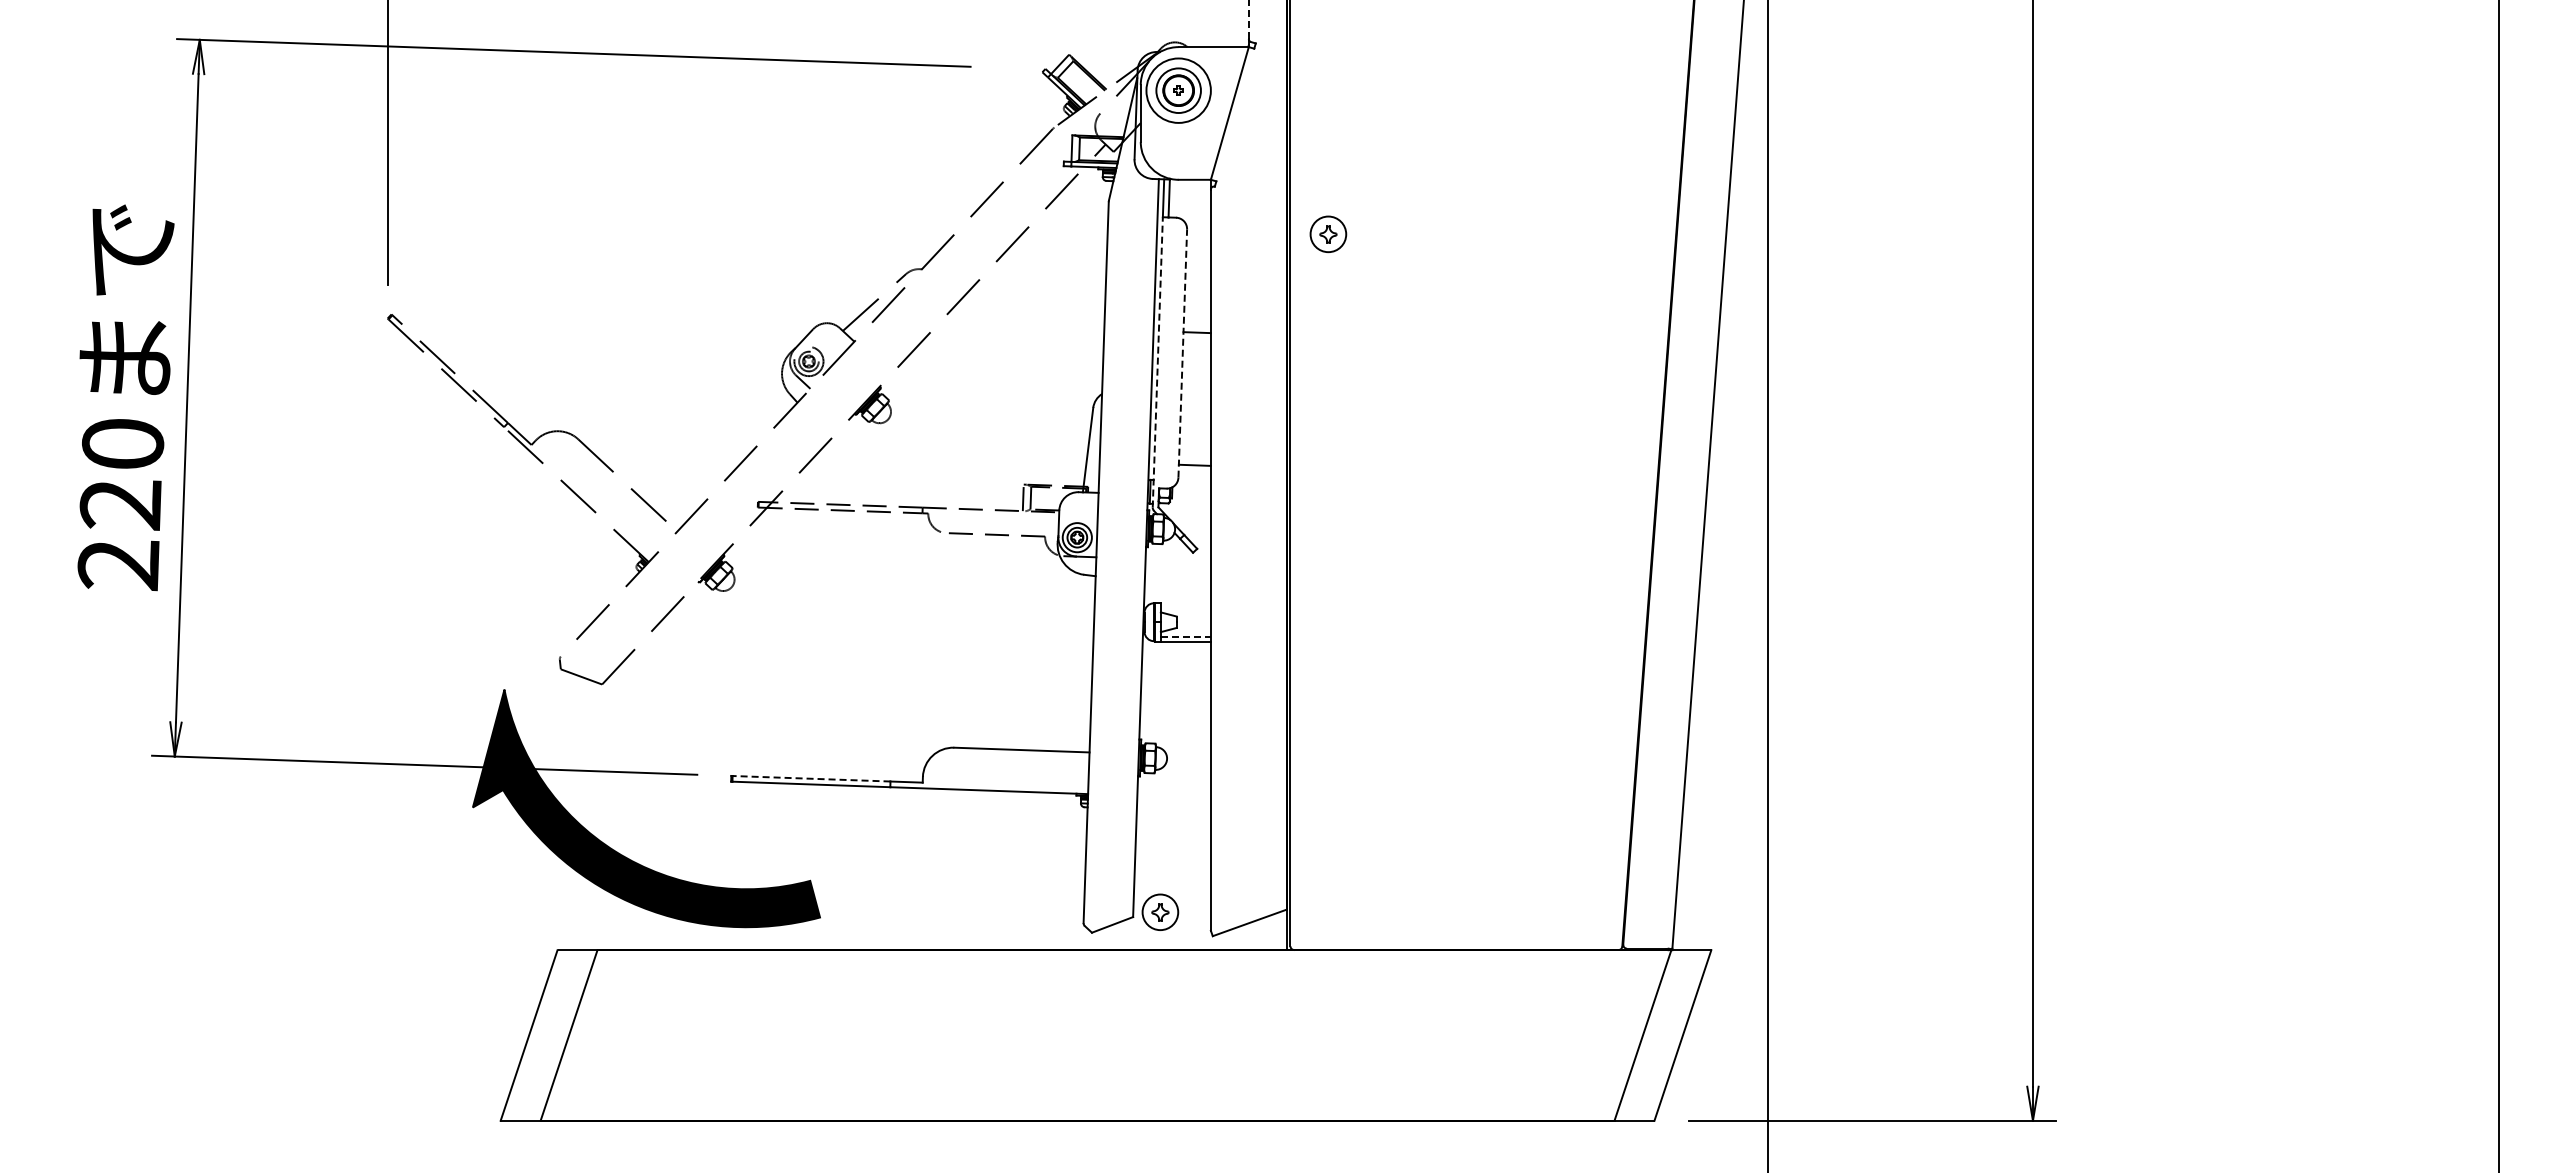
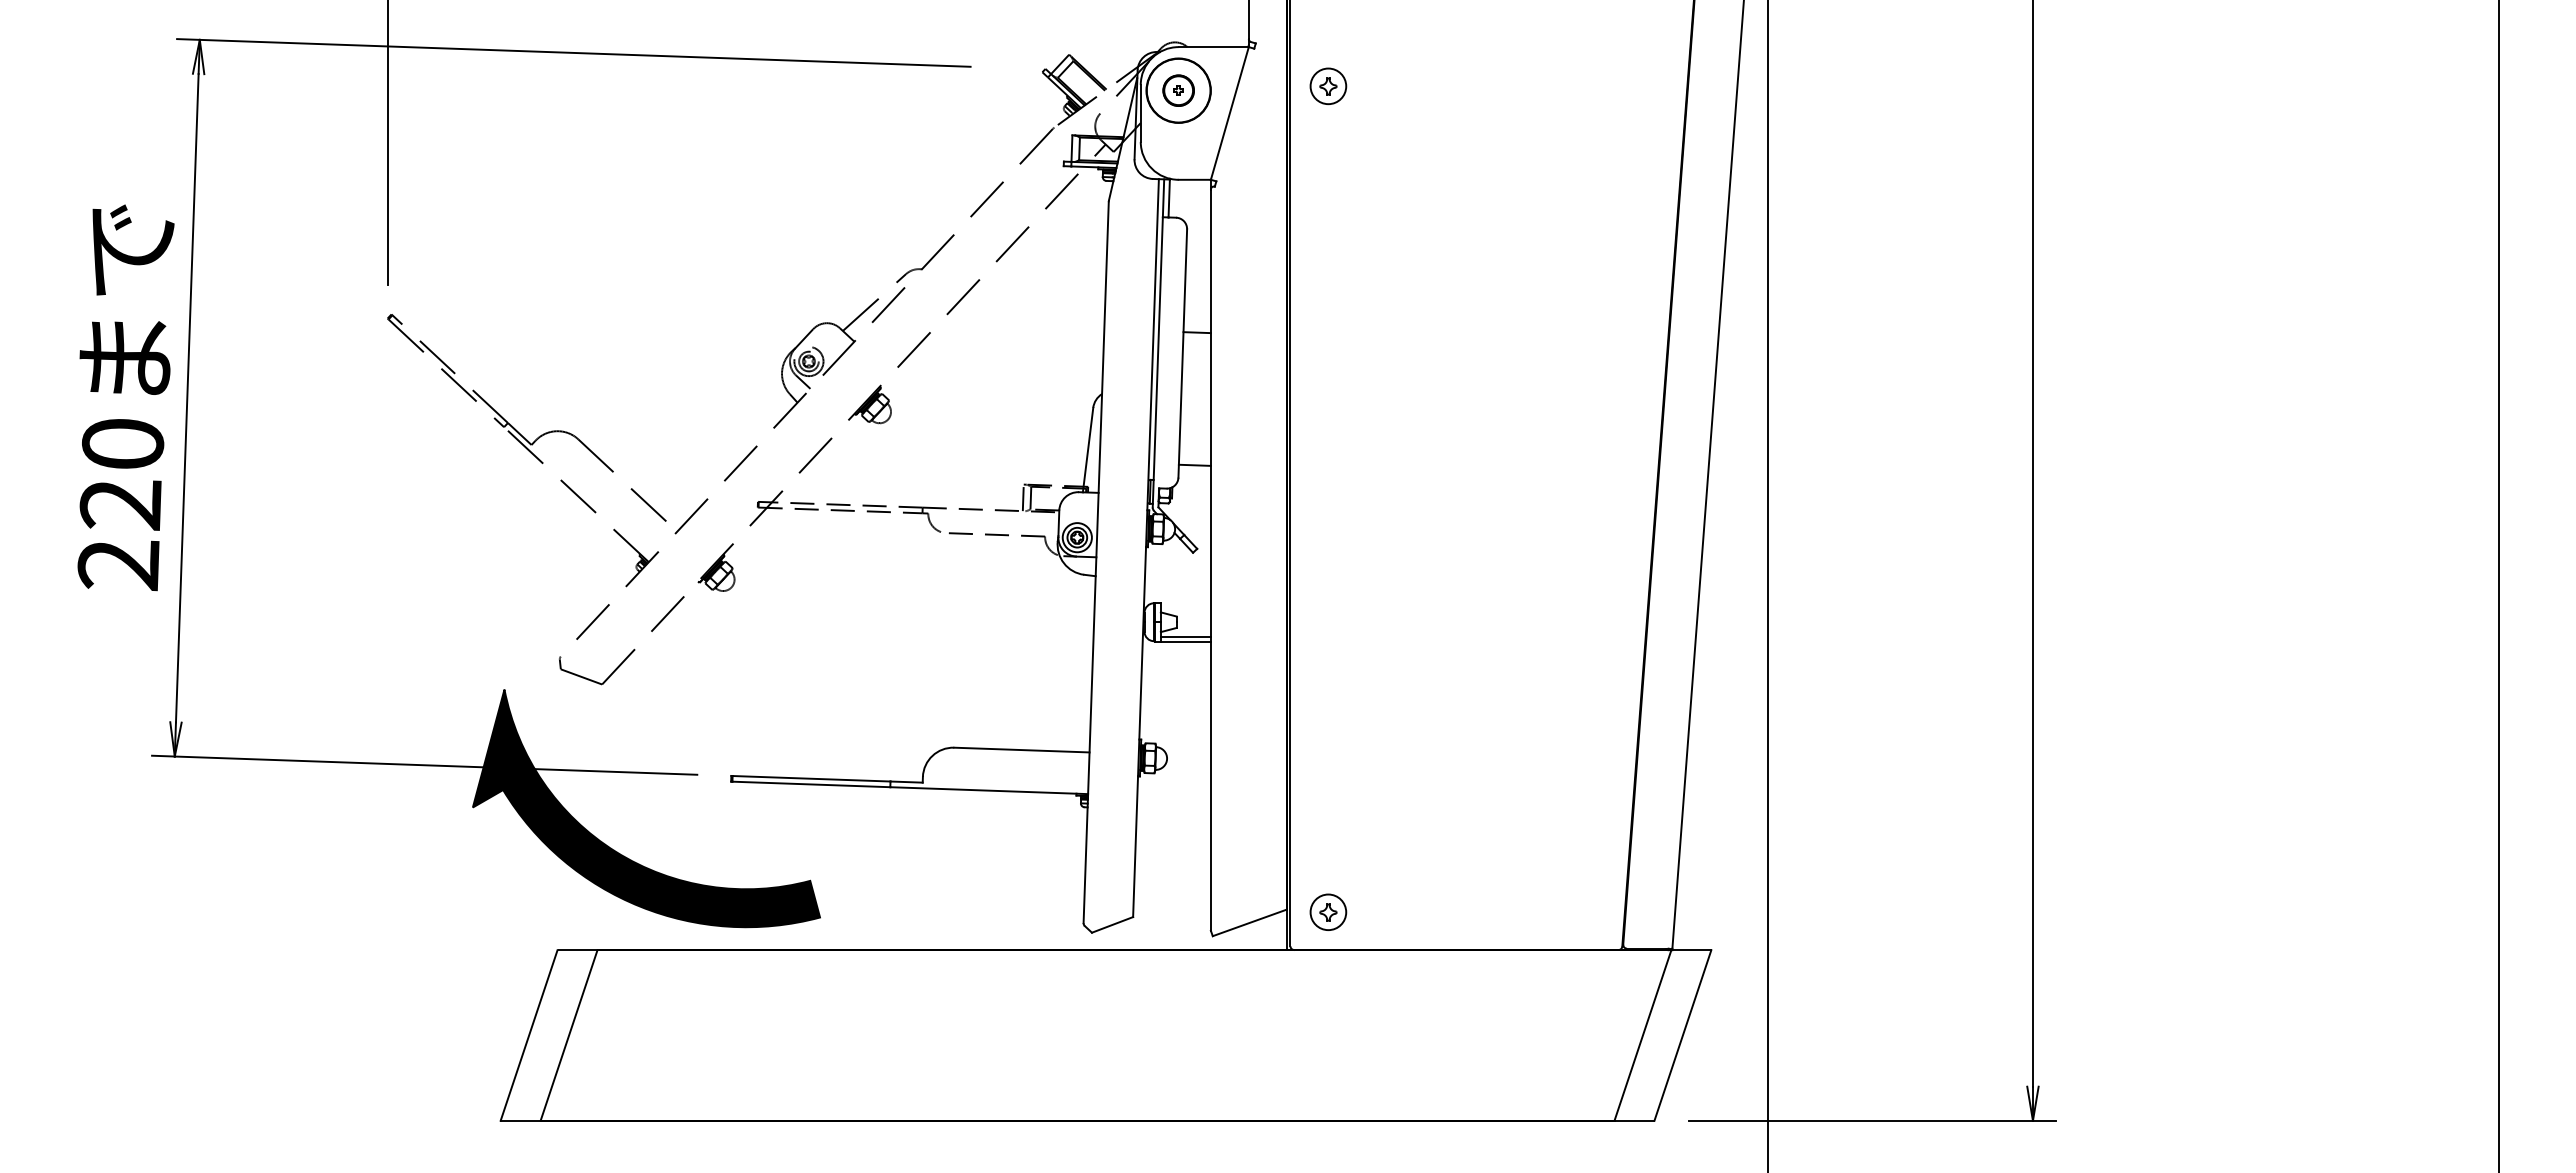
line: dashed -> solid (1248, 19)
circle diameter: 45 px -> 64 px (1178, 90)
part position: (1328, 234) -> (1328, 86) (1328, 86)
line: dashed -> solid (1182, 353)
line: dashed -> solid (1157, 361)
line: dashed -> solid (1186, 636)
line: dashed -> solid (811, 778)
part position: (1160, 911) -> (1328, 911) (1328, 911)
